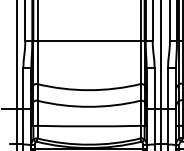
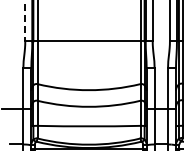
line: solid -> dashed (25, 21)
line: present -> none (16, 74)
line: present -> none (161, 74)
